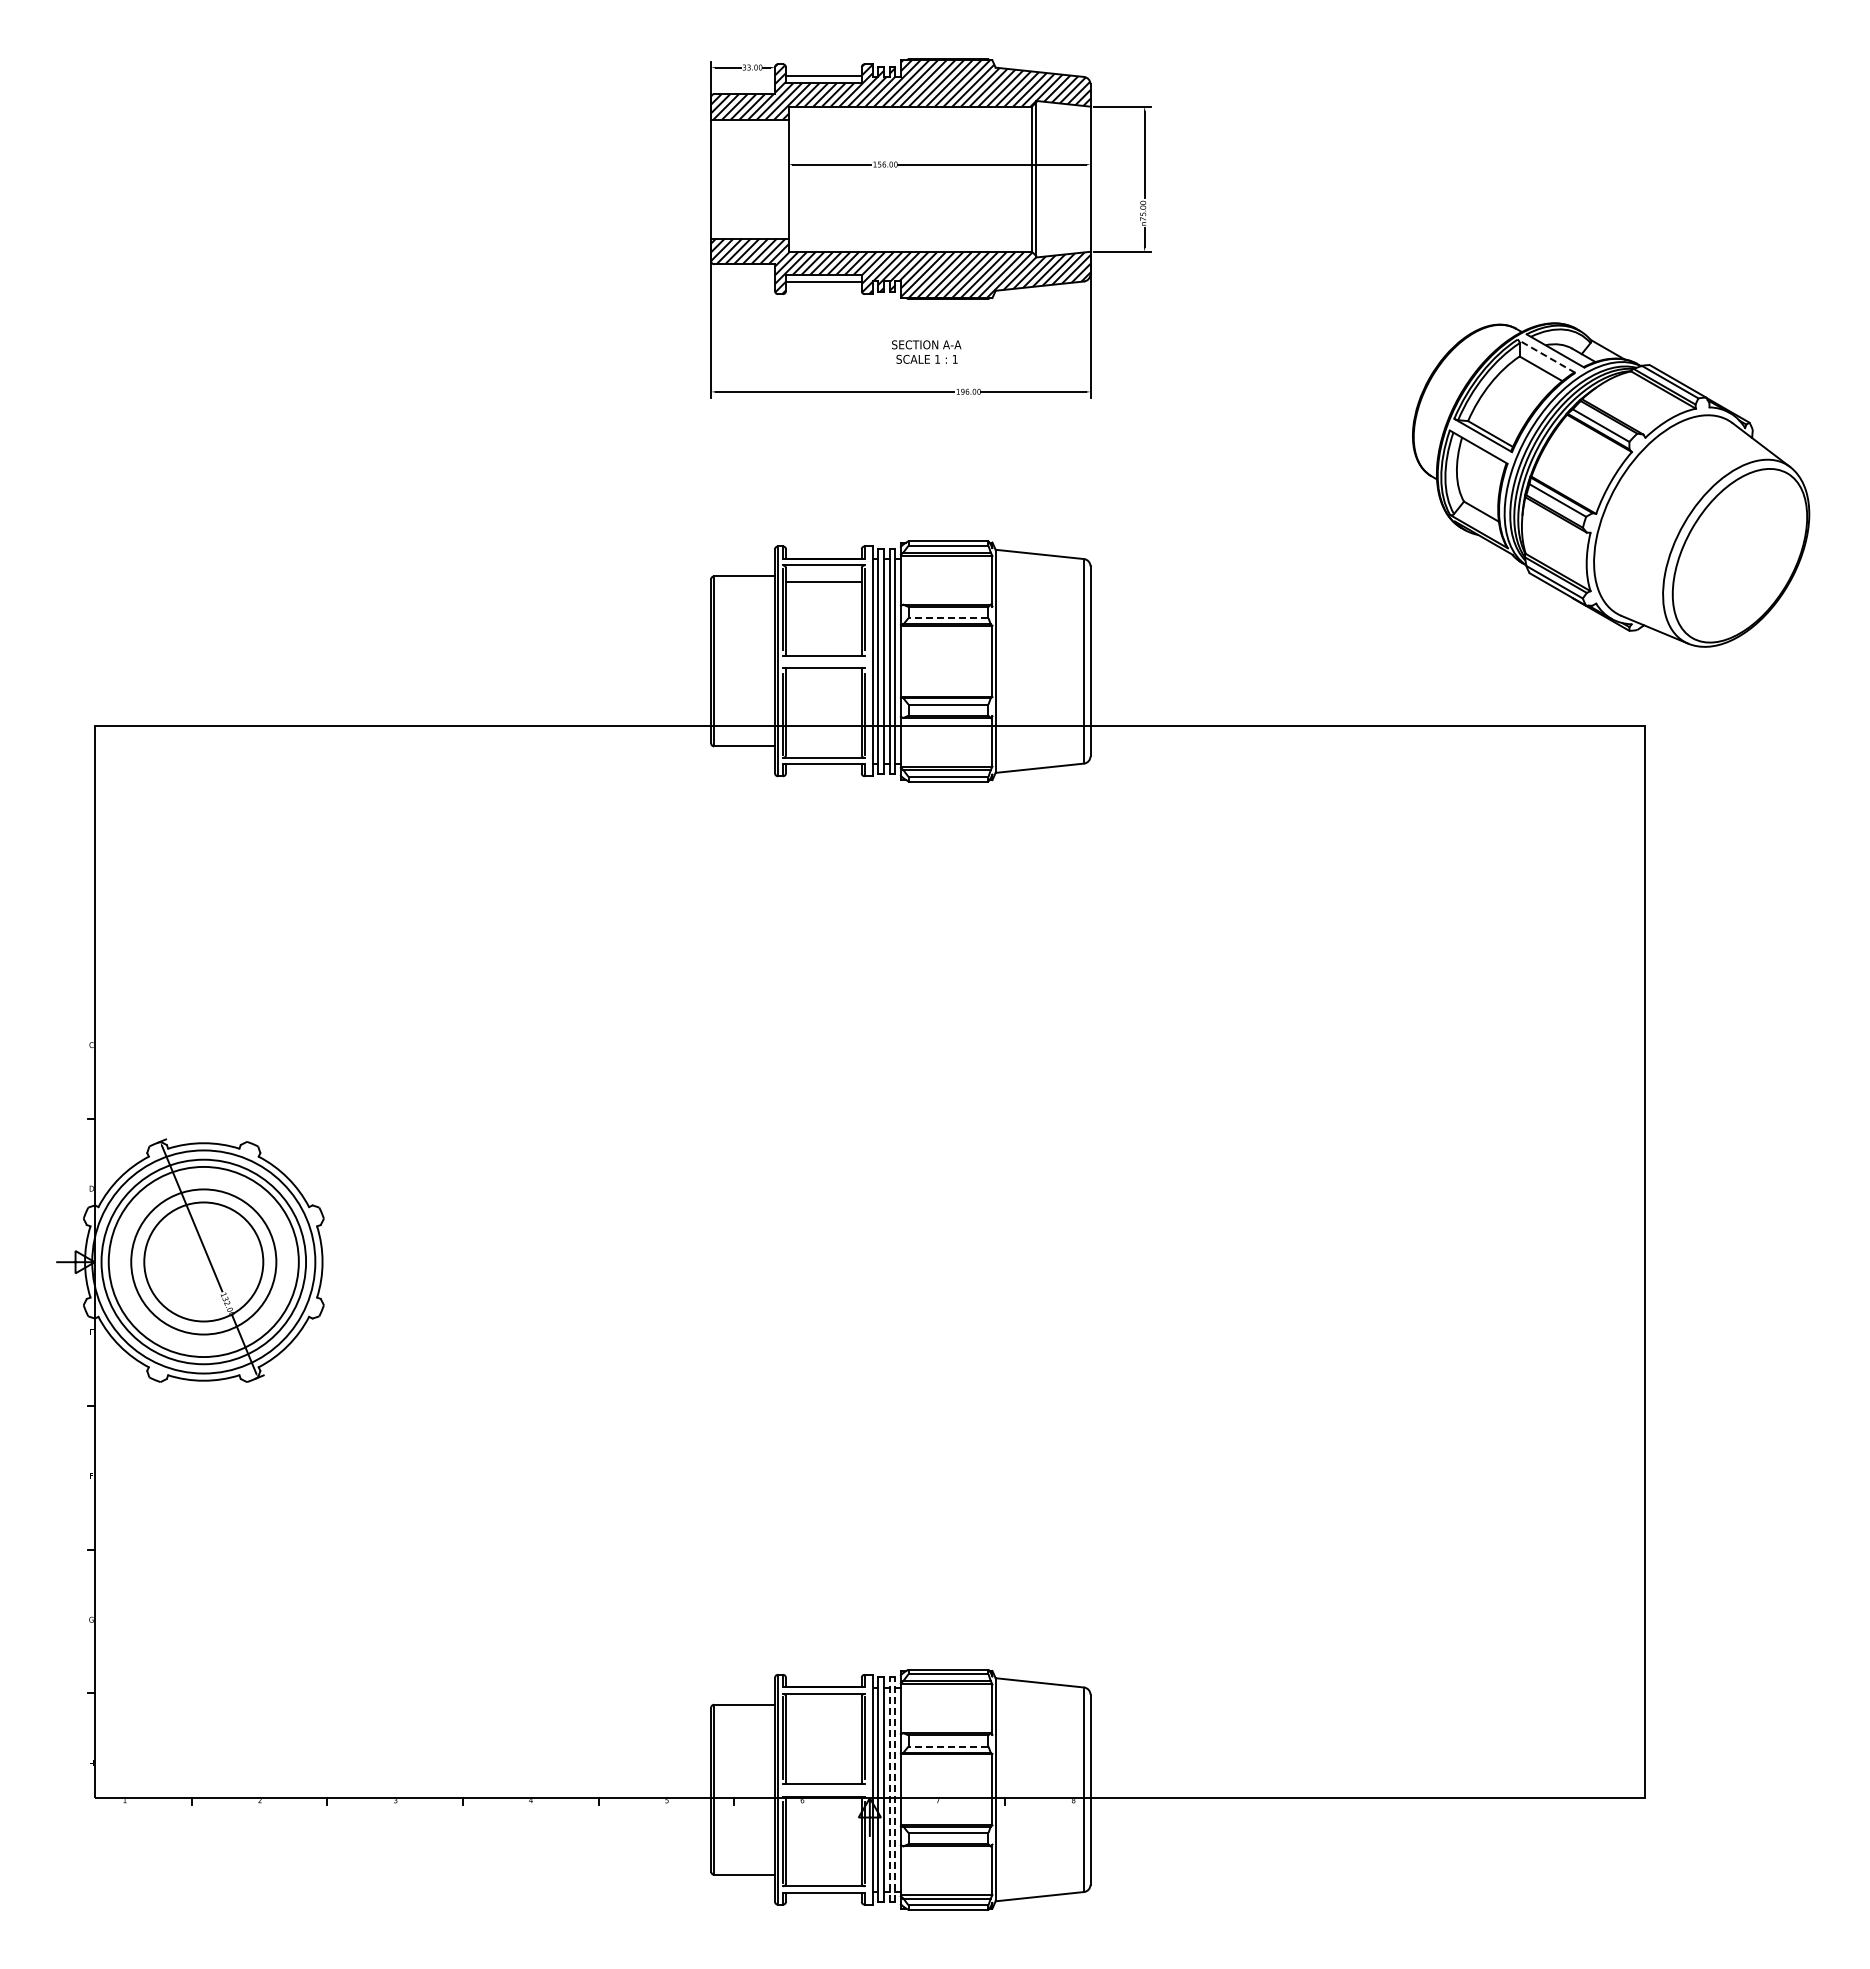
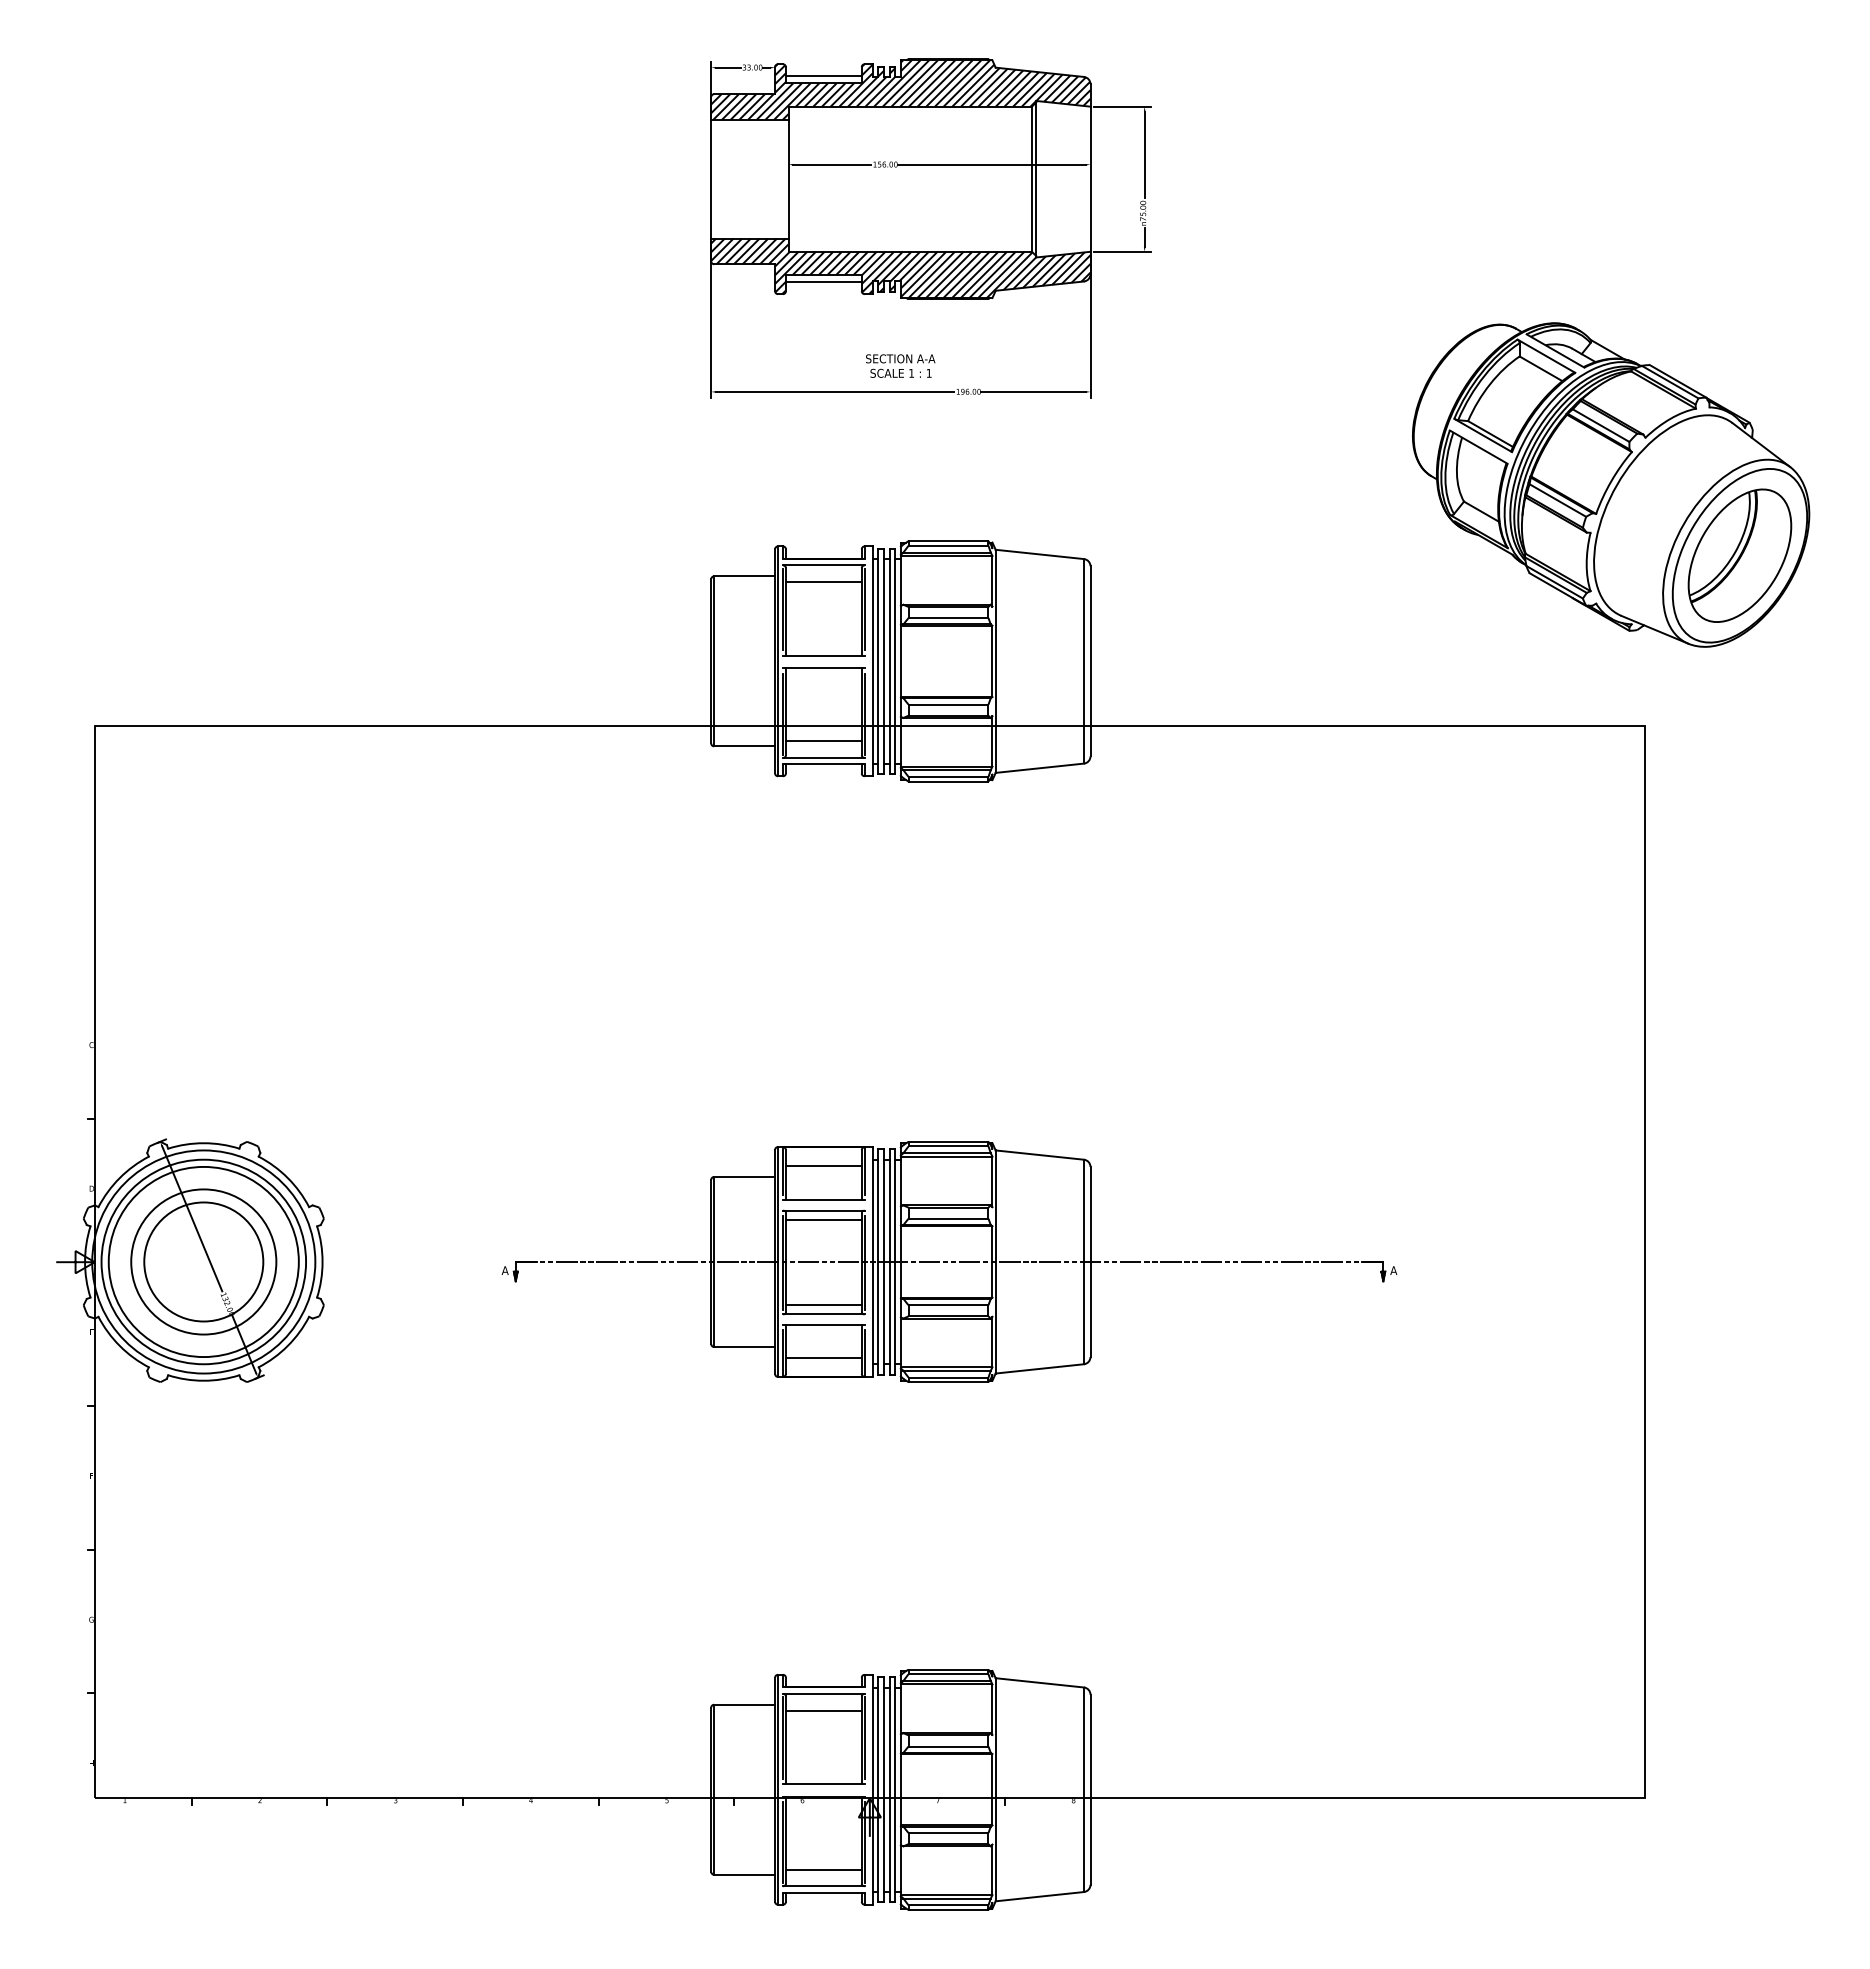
text position: (926, 351) -> (900, 365) (900, 365)
line: dashed -> solid (1546, 356)
part: none -> present (1739, 555)
line: dashed -> solid (948, 618)
line: none -> present (823, 741)
part: none -> present (949, 1261)
line: none -> present (823, 1710)
line: dashed -> solid (948, 1746)
line: dashed -> solid (889, 1789)
line: dashed -> solid (895, 1789)
line: none -> present (823, 1869)
